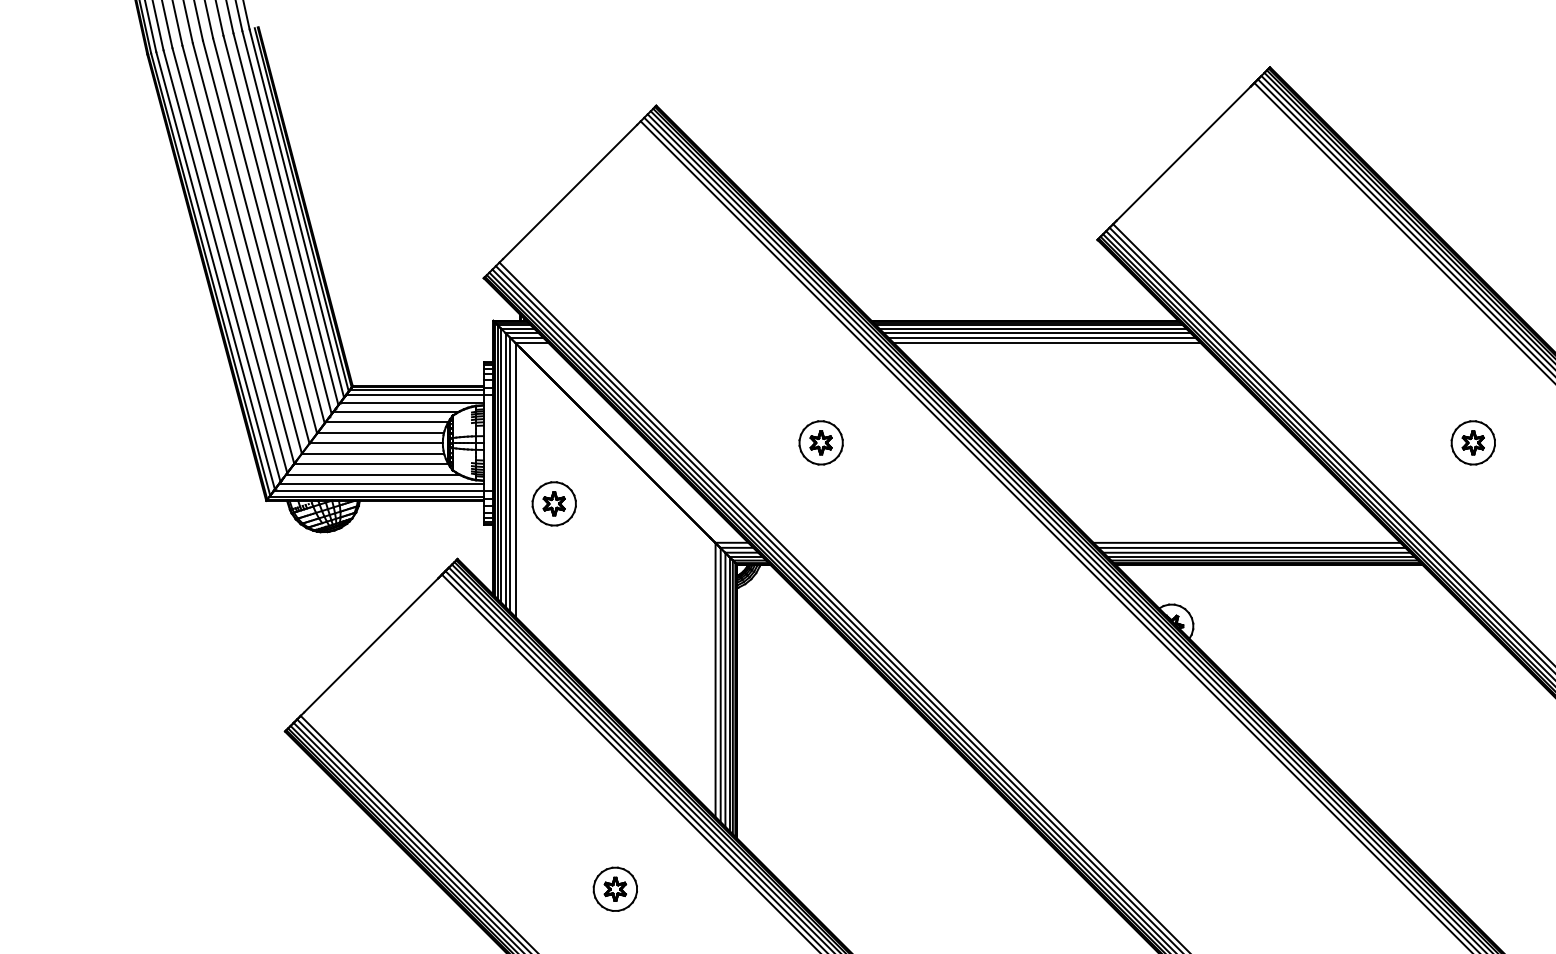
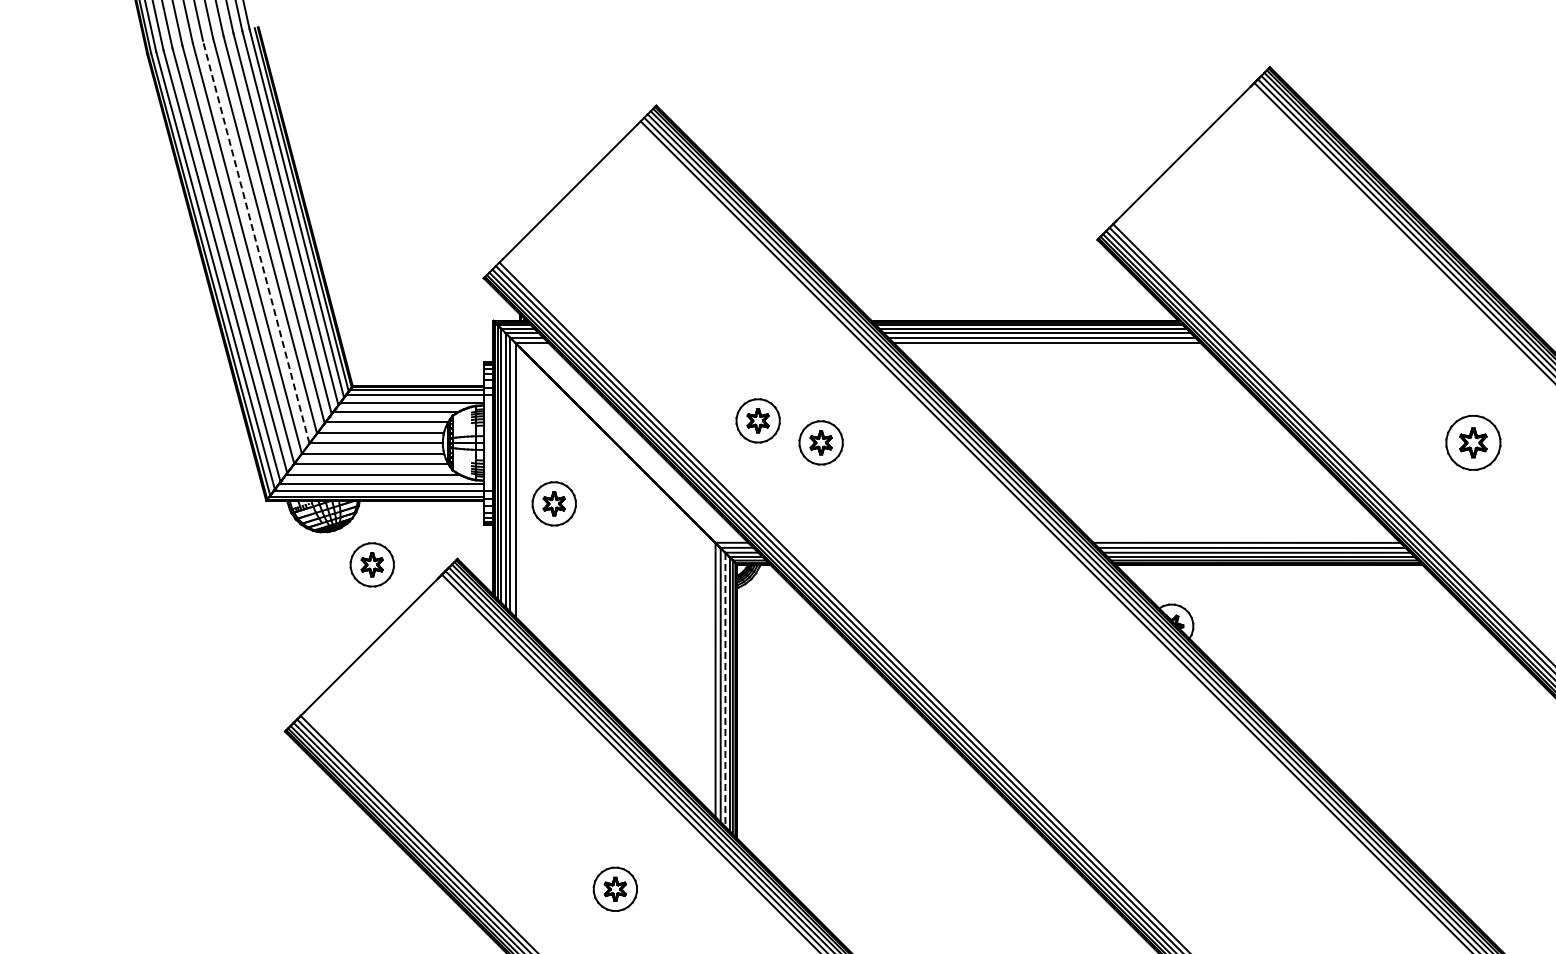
line: solid -> dashed (256, 241)
part: none -> present (757, 420)
part size: 46x46 px -> 57x57 px (1473, 442)
part: none -> present (371, 564)
line: solid -> dashed (725, 689)
